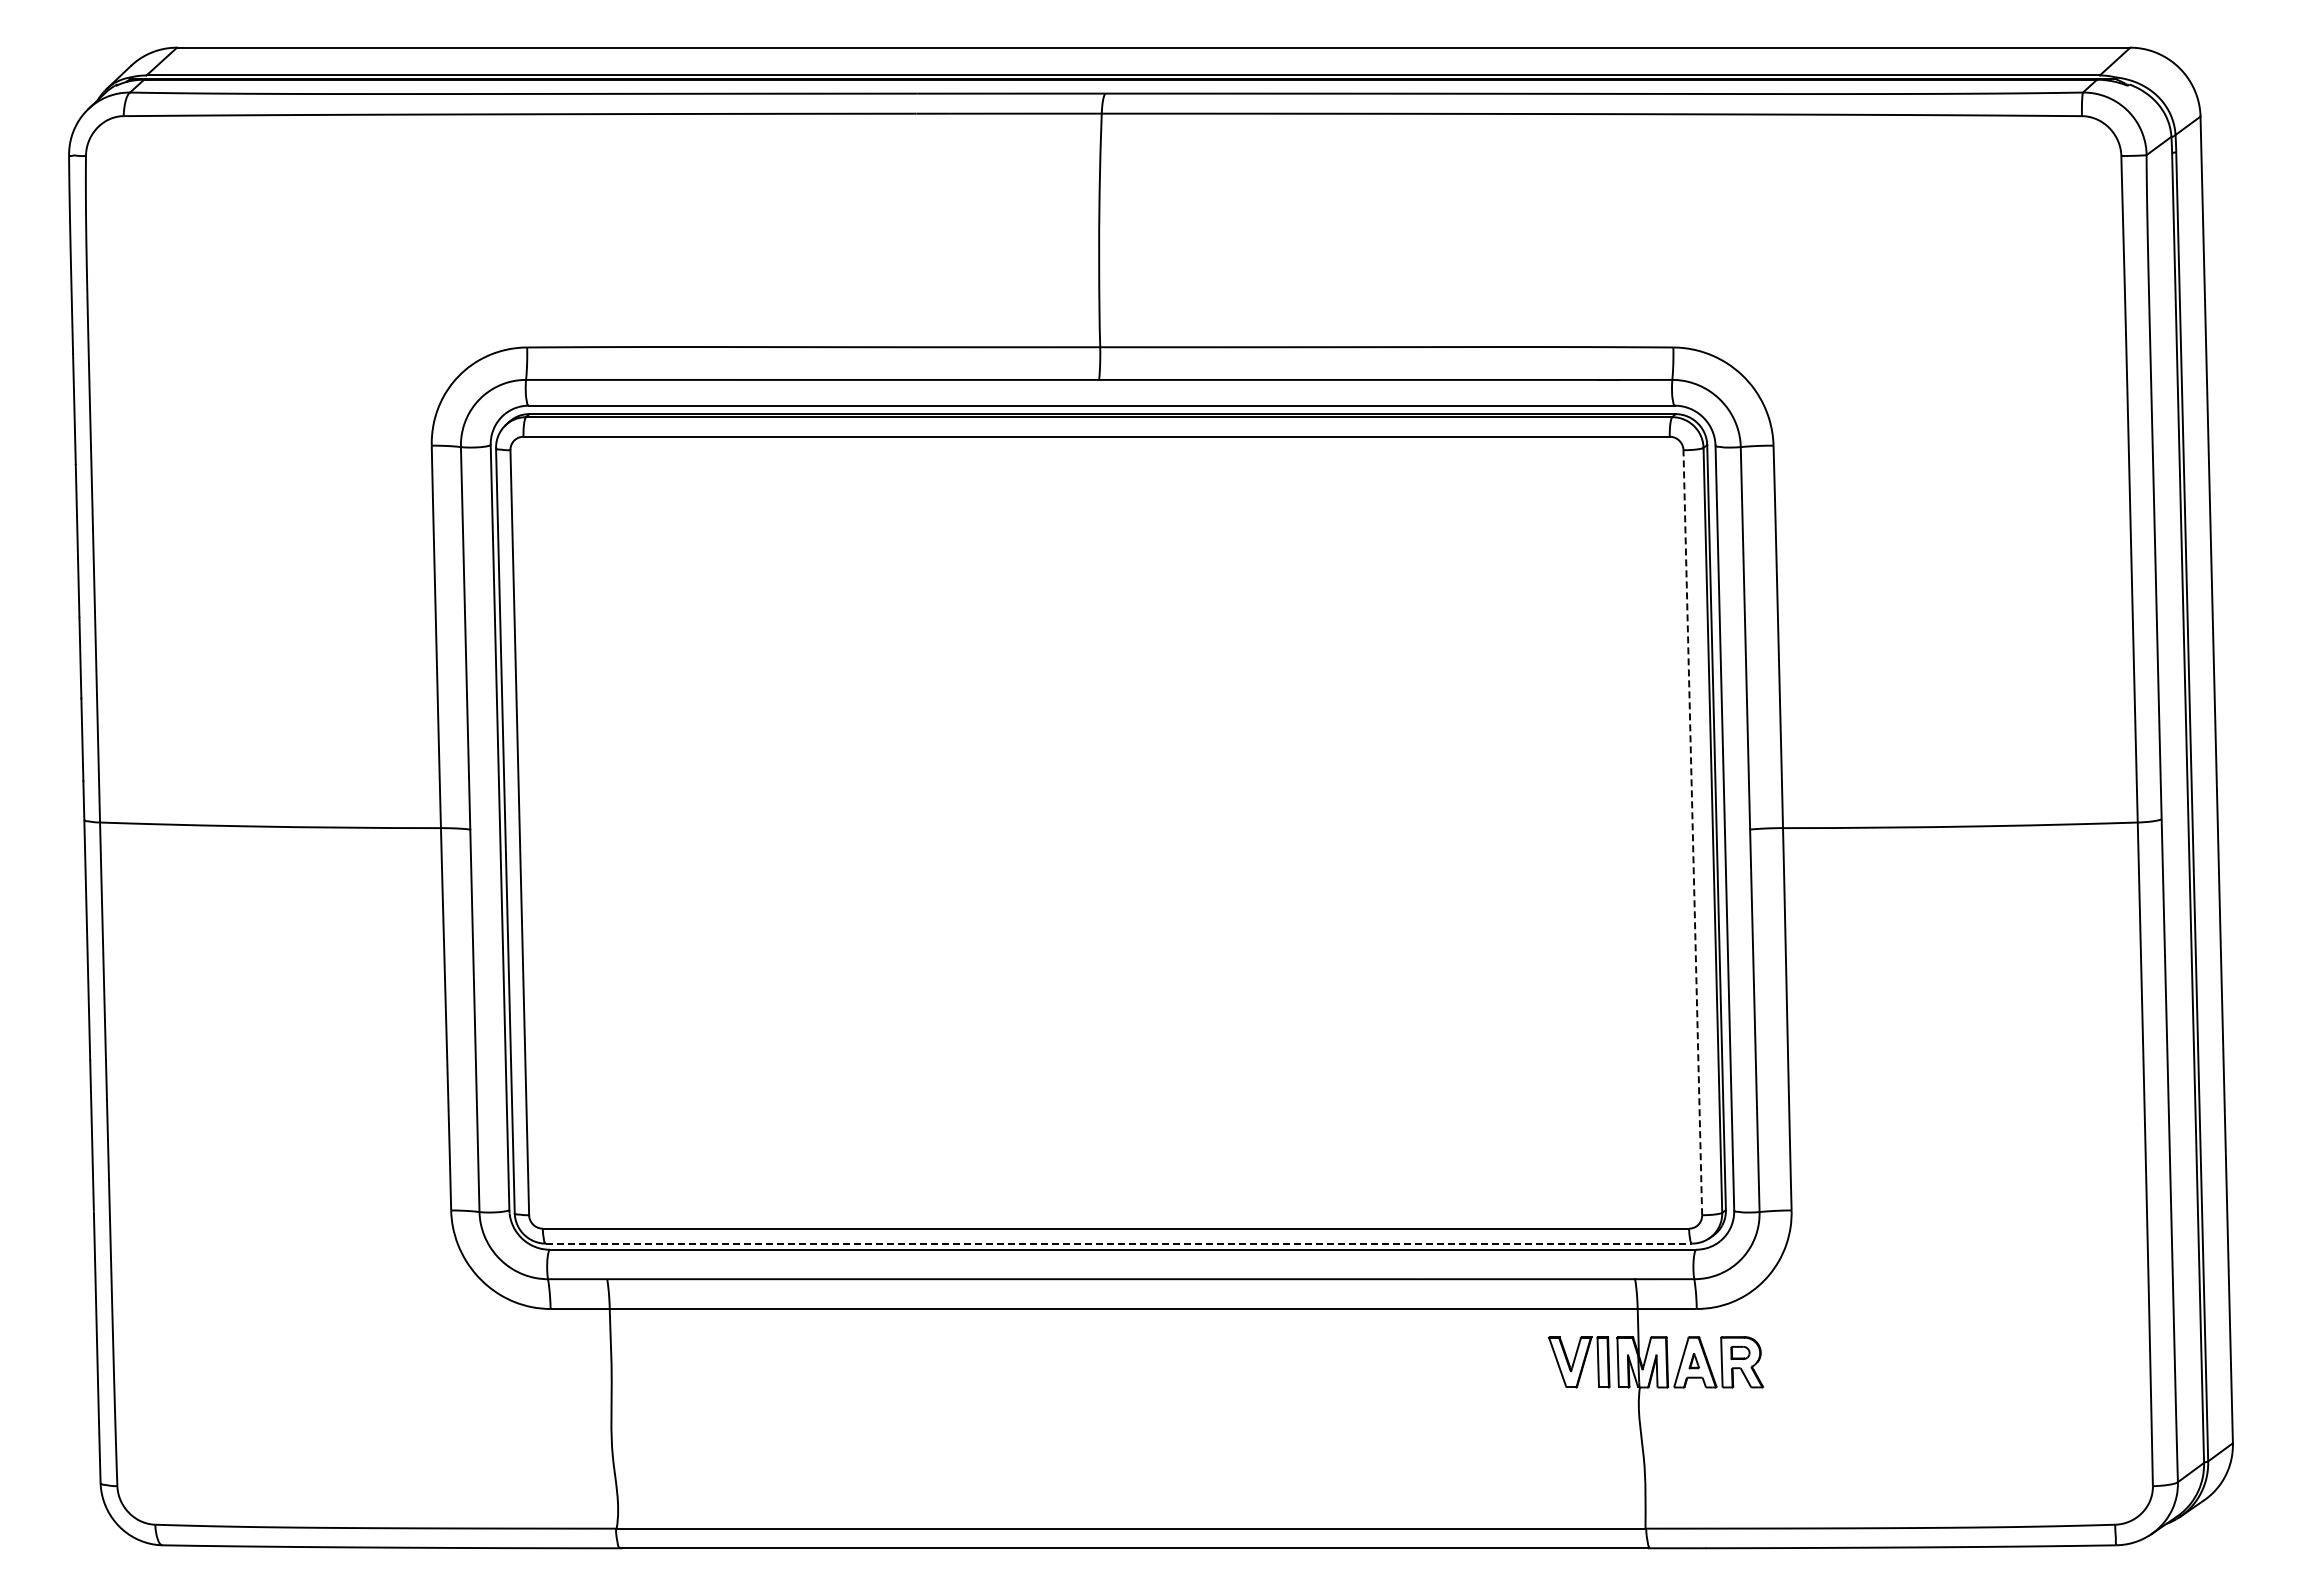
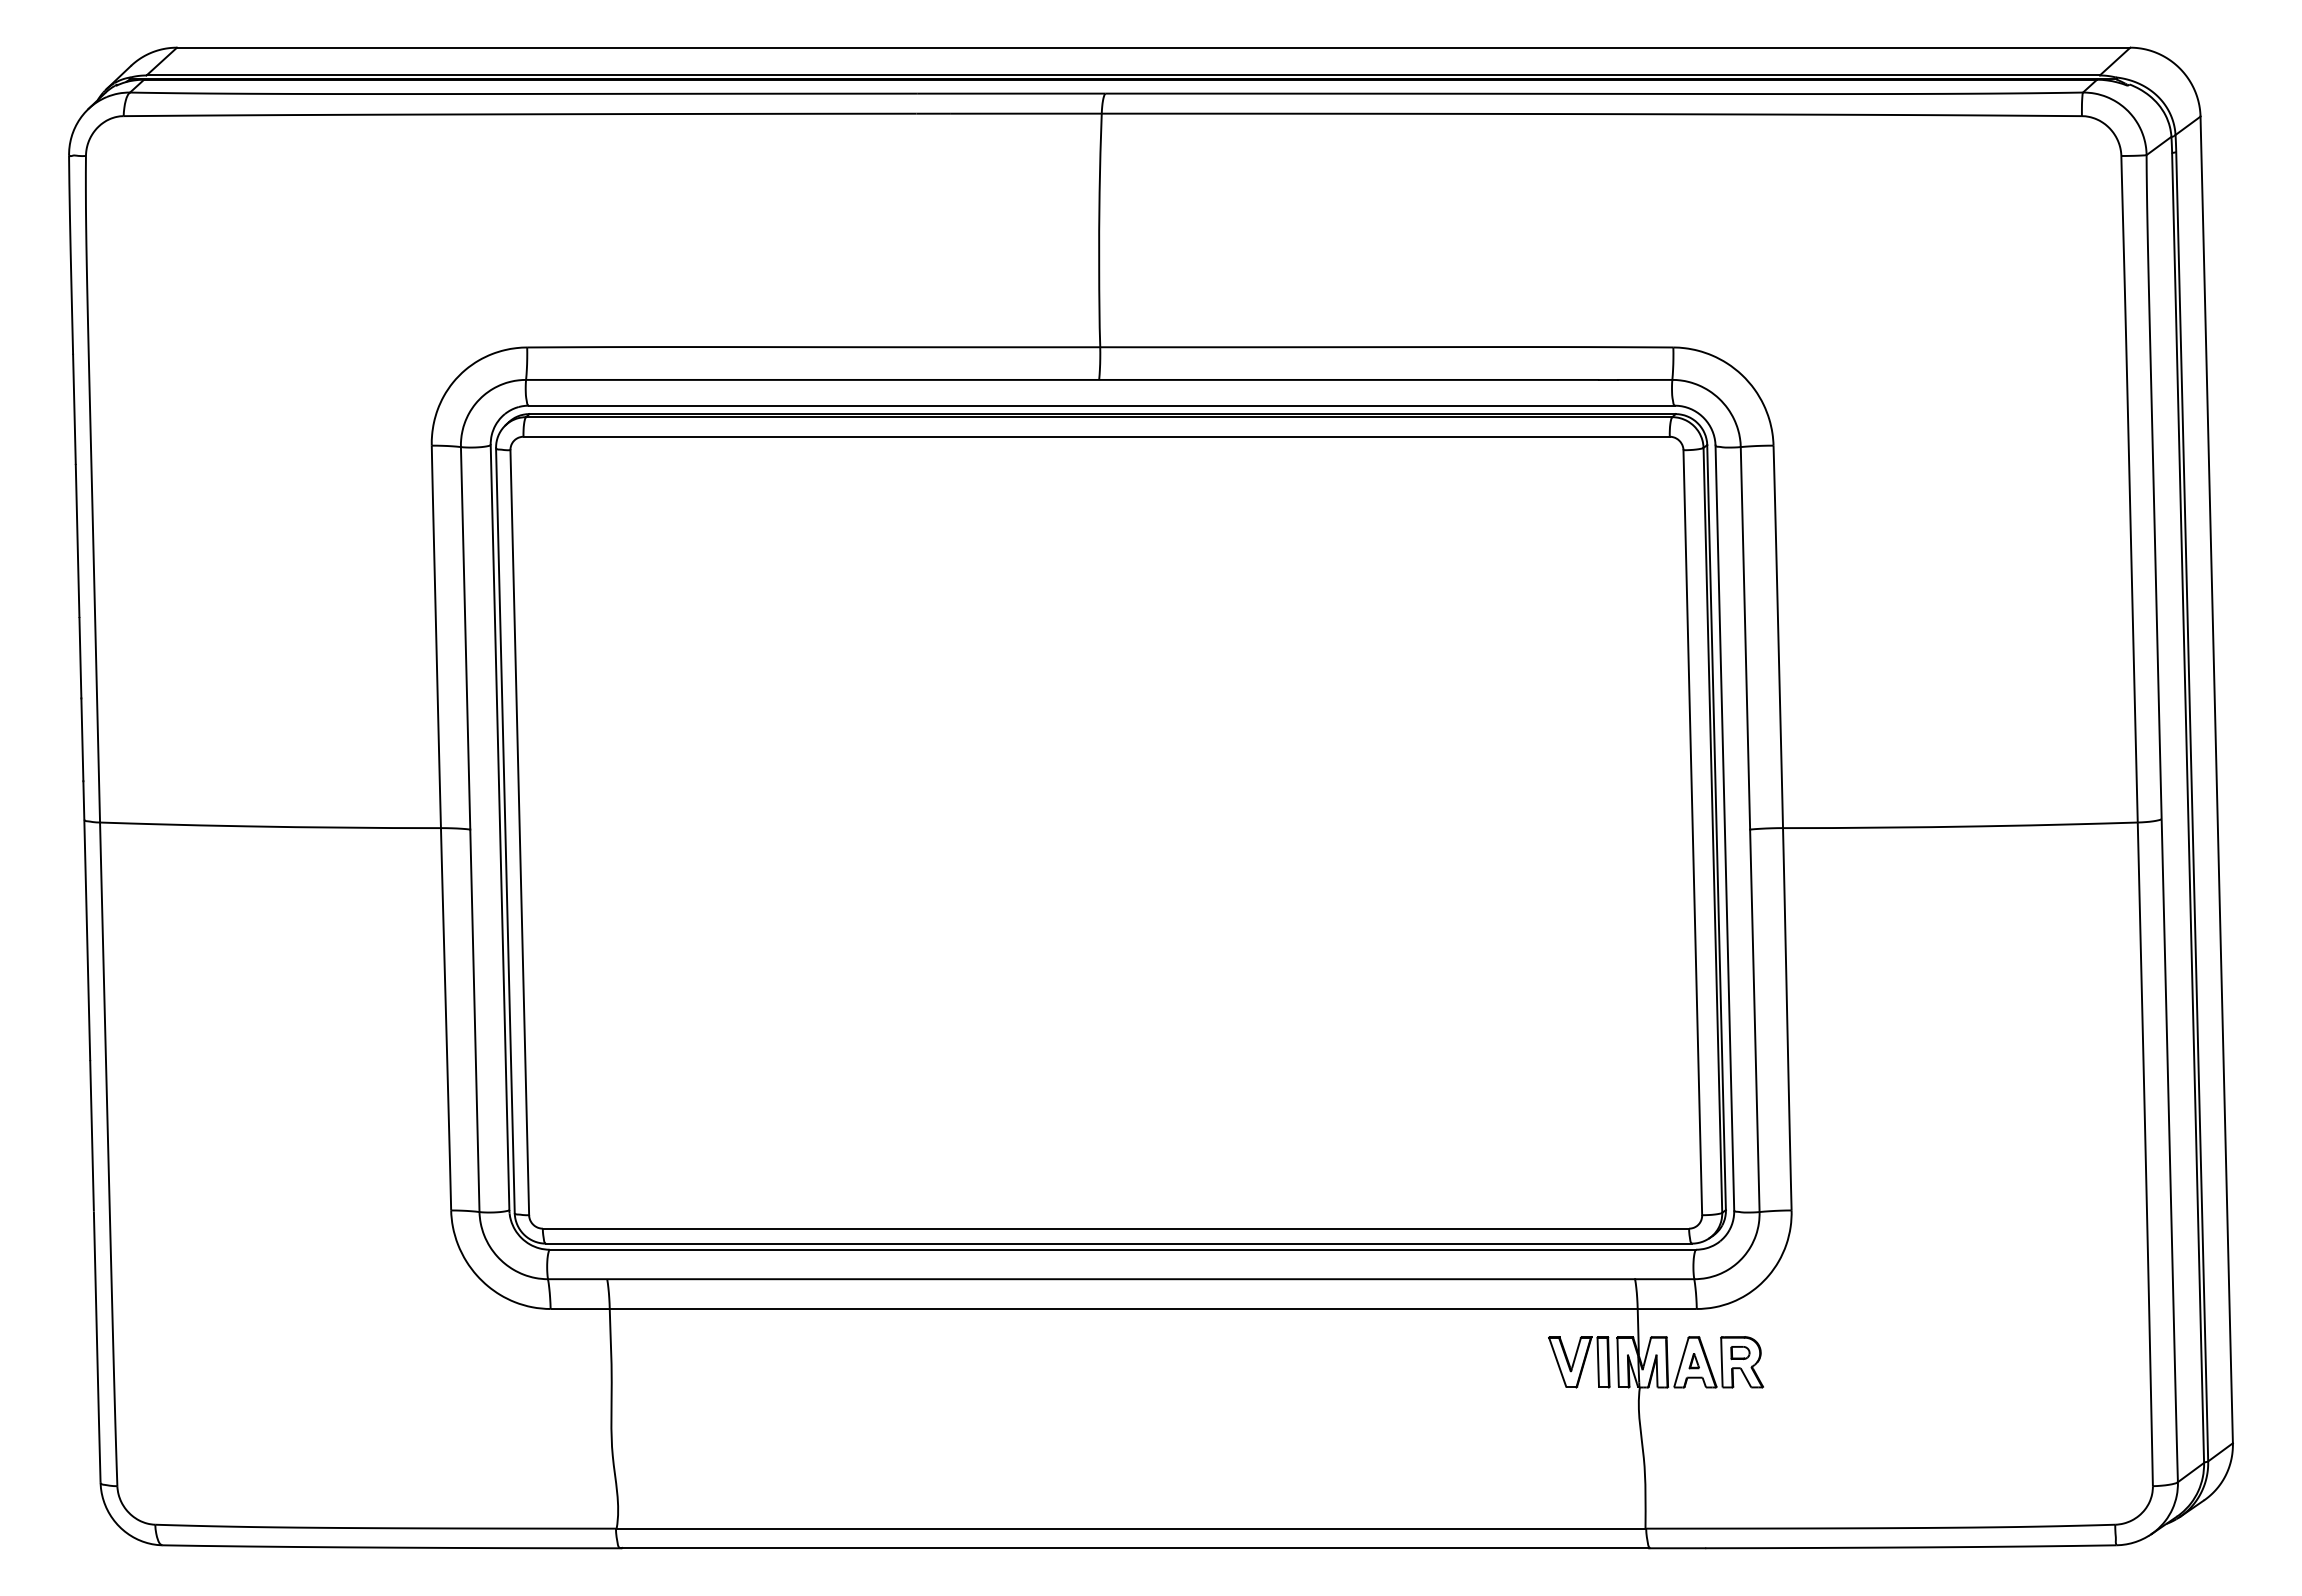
line: dashed -> solid (1692, 832)
line: dashed -> solid (1119, 1243)
